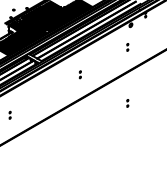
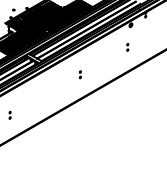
part: present -> none (127, 103)
